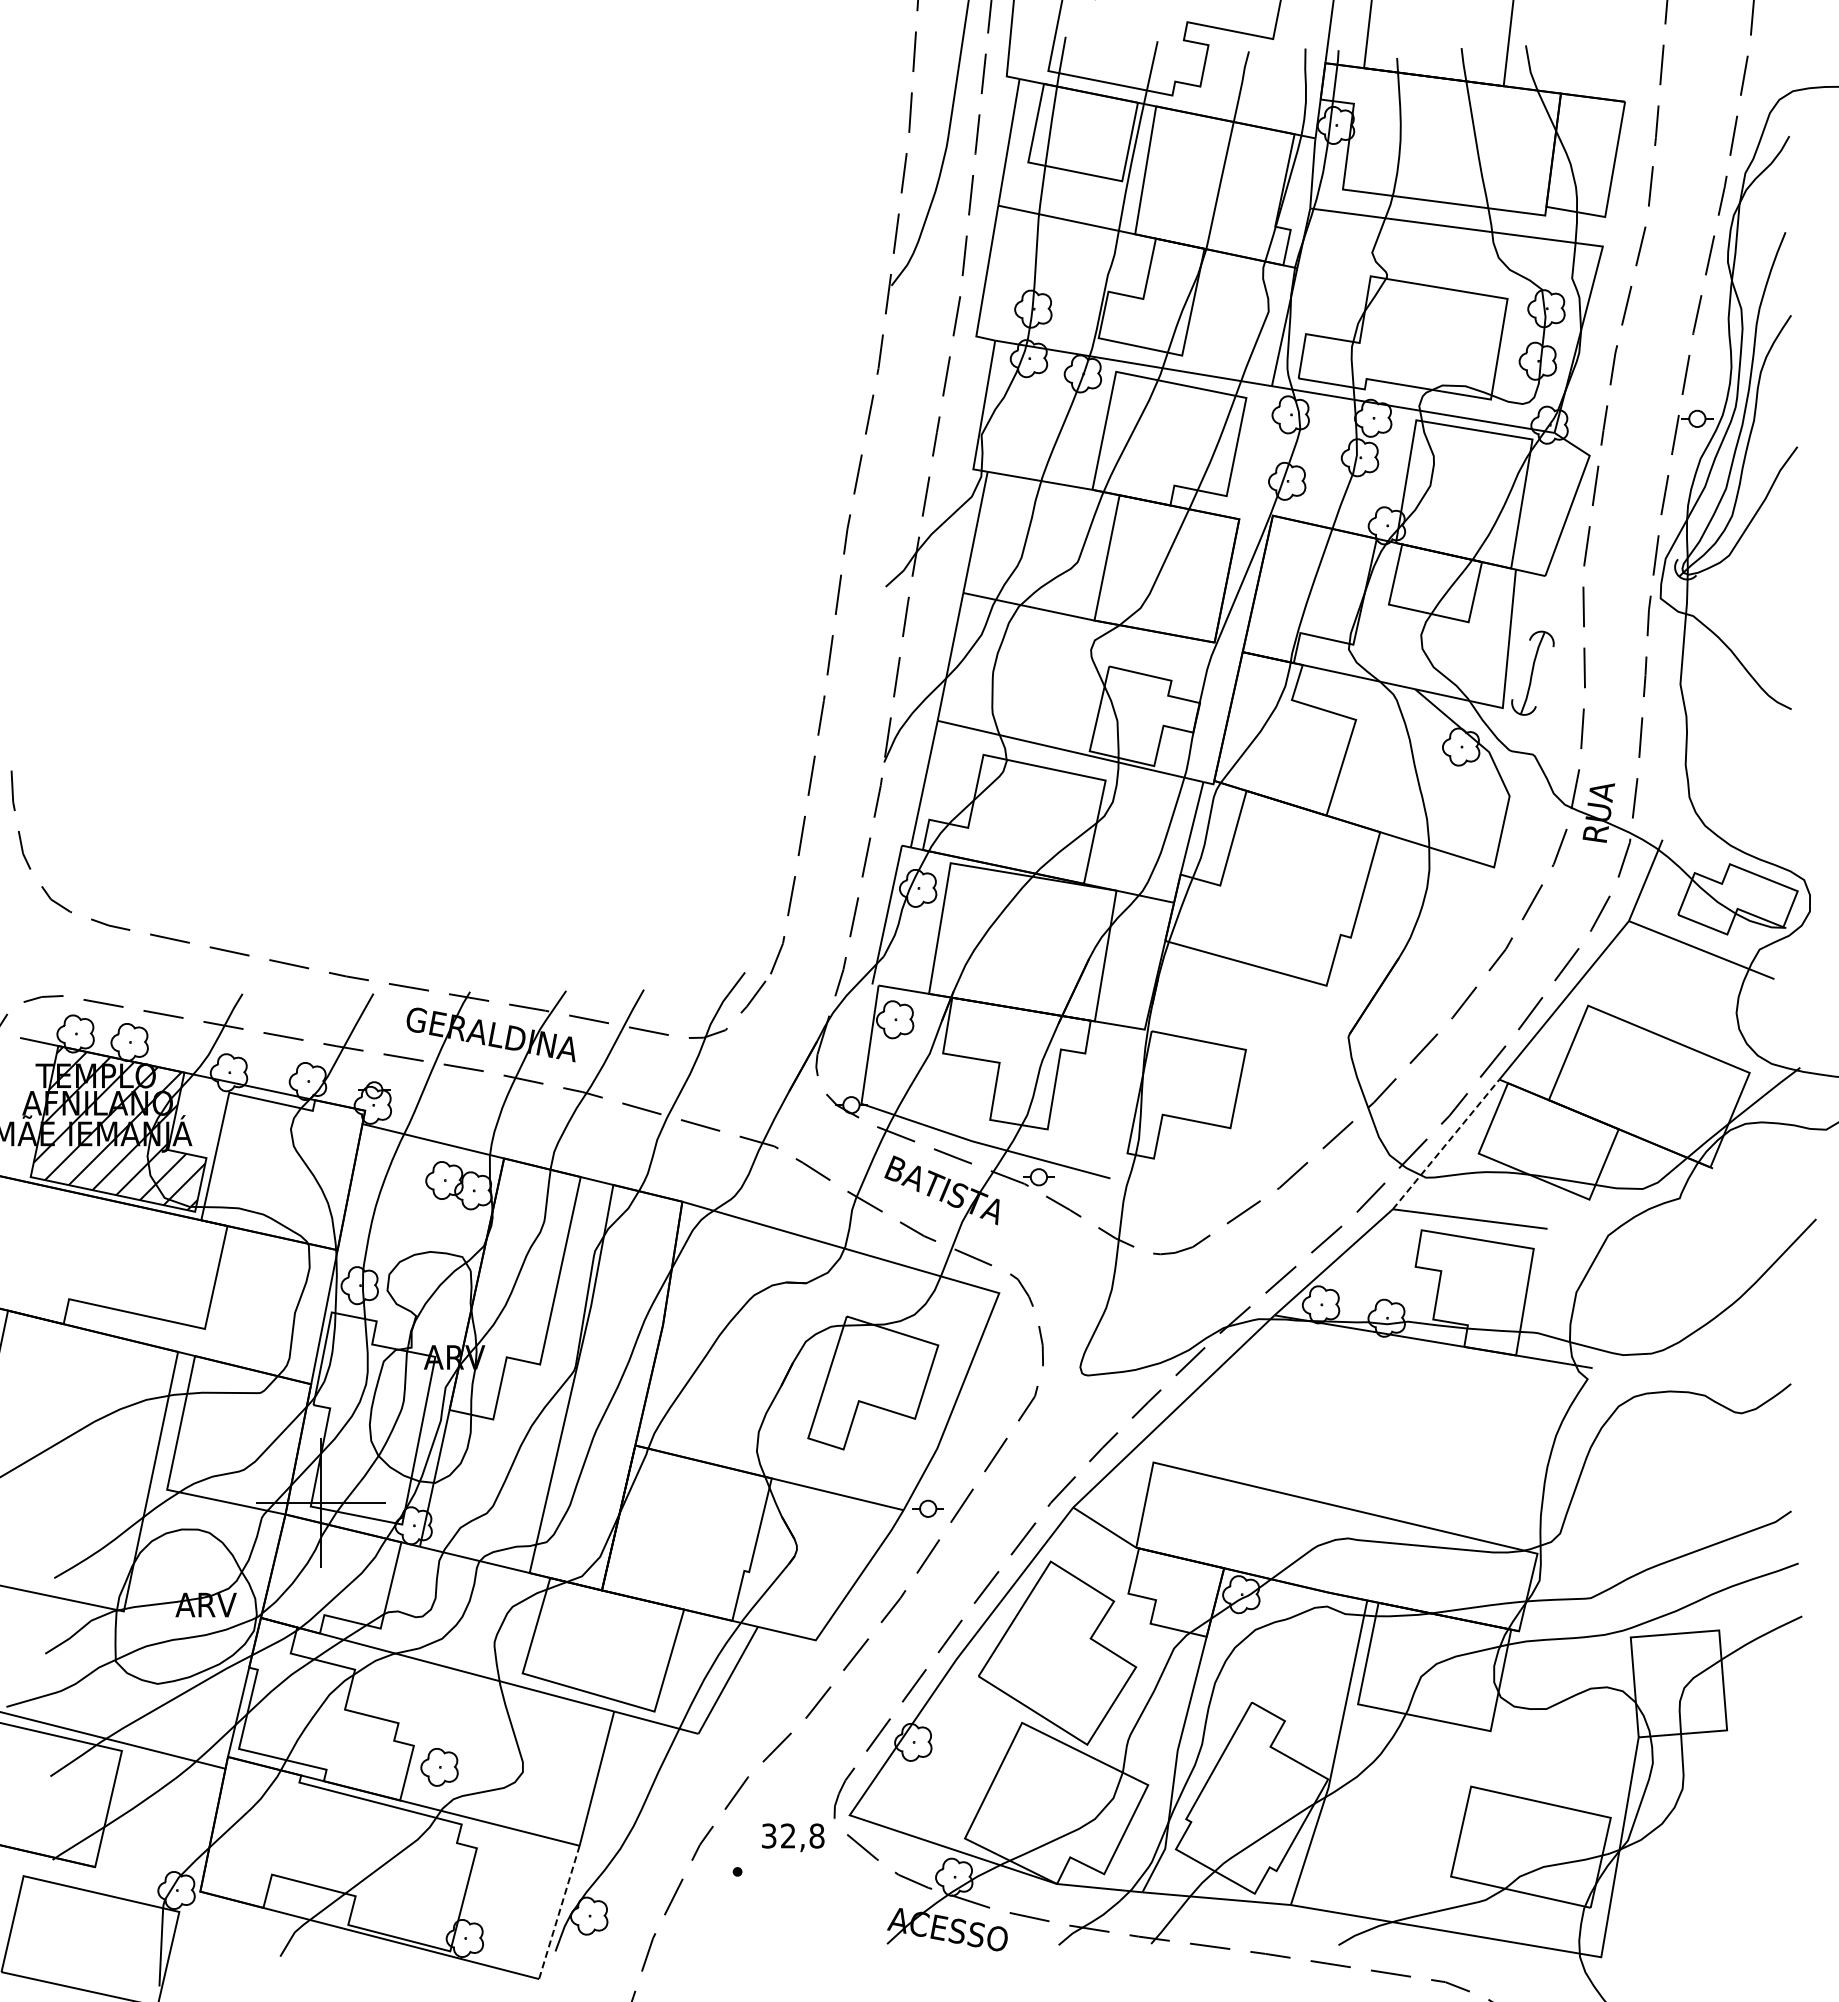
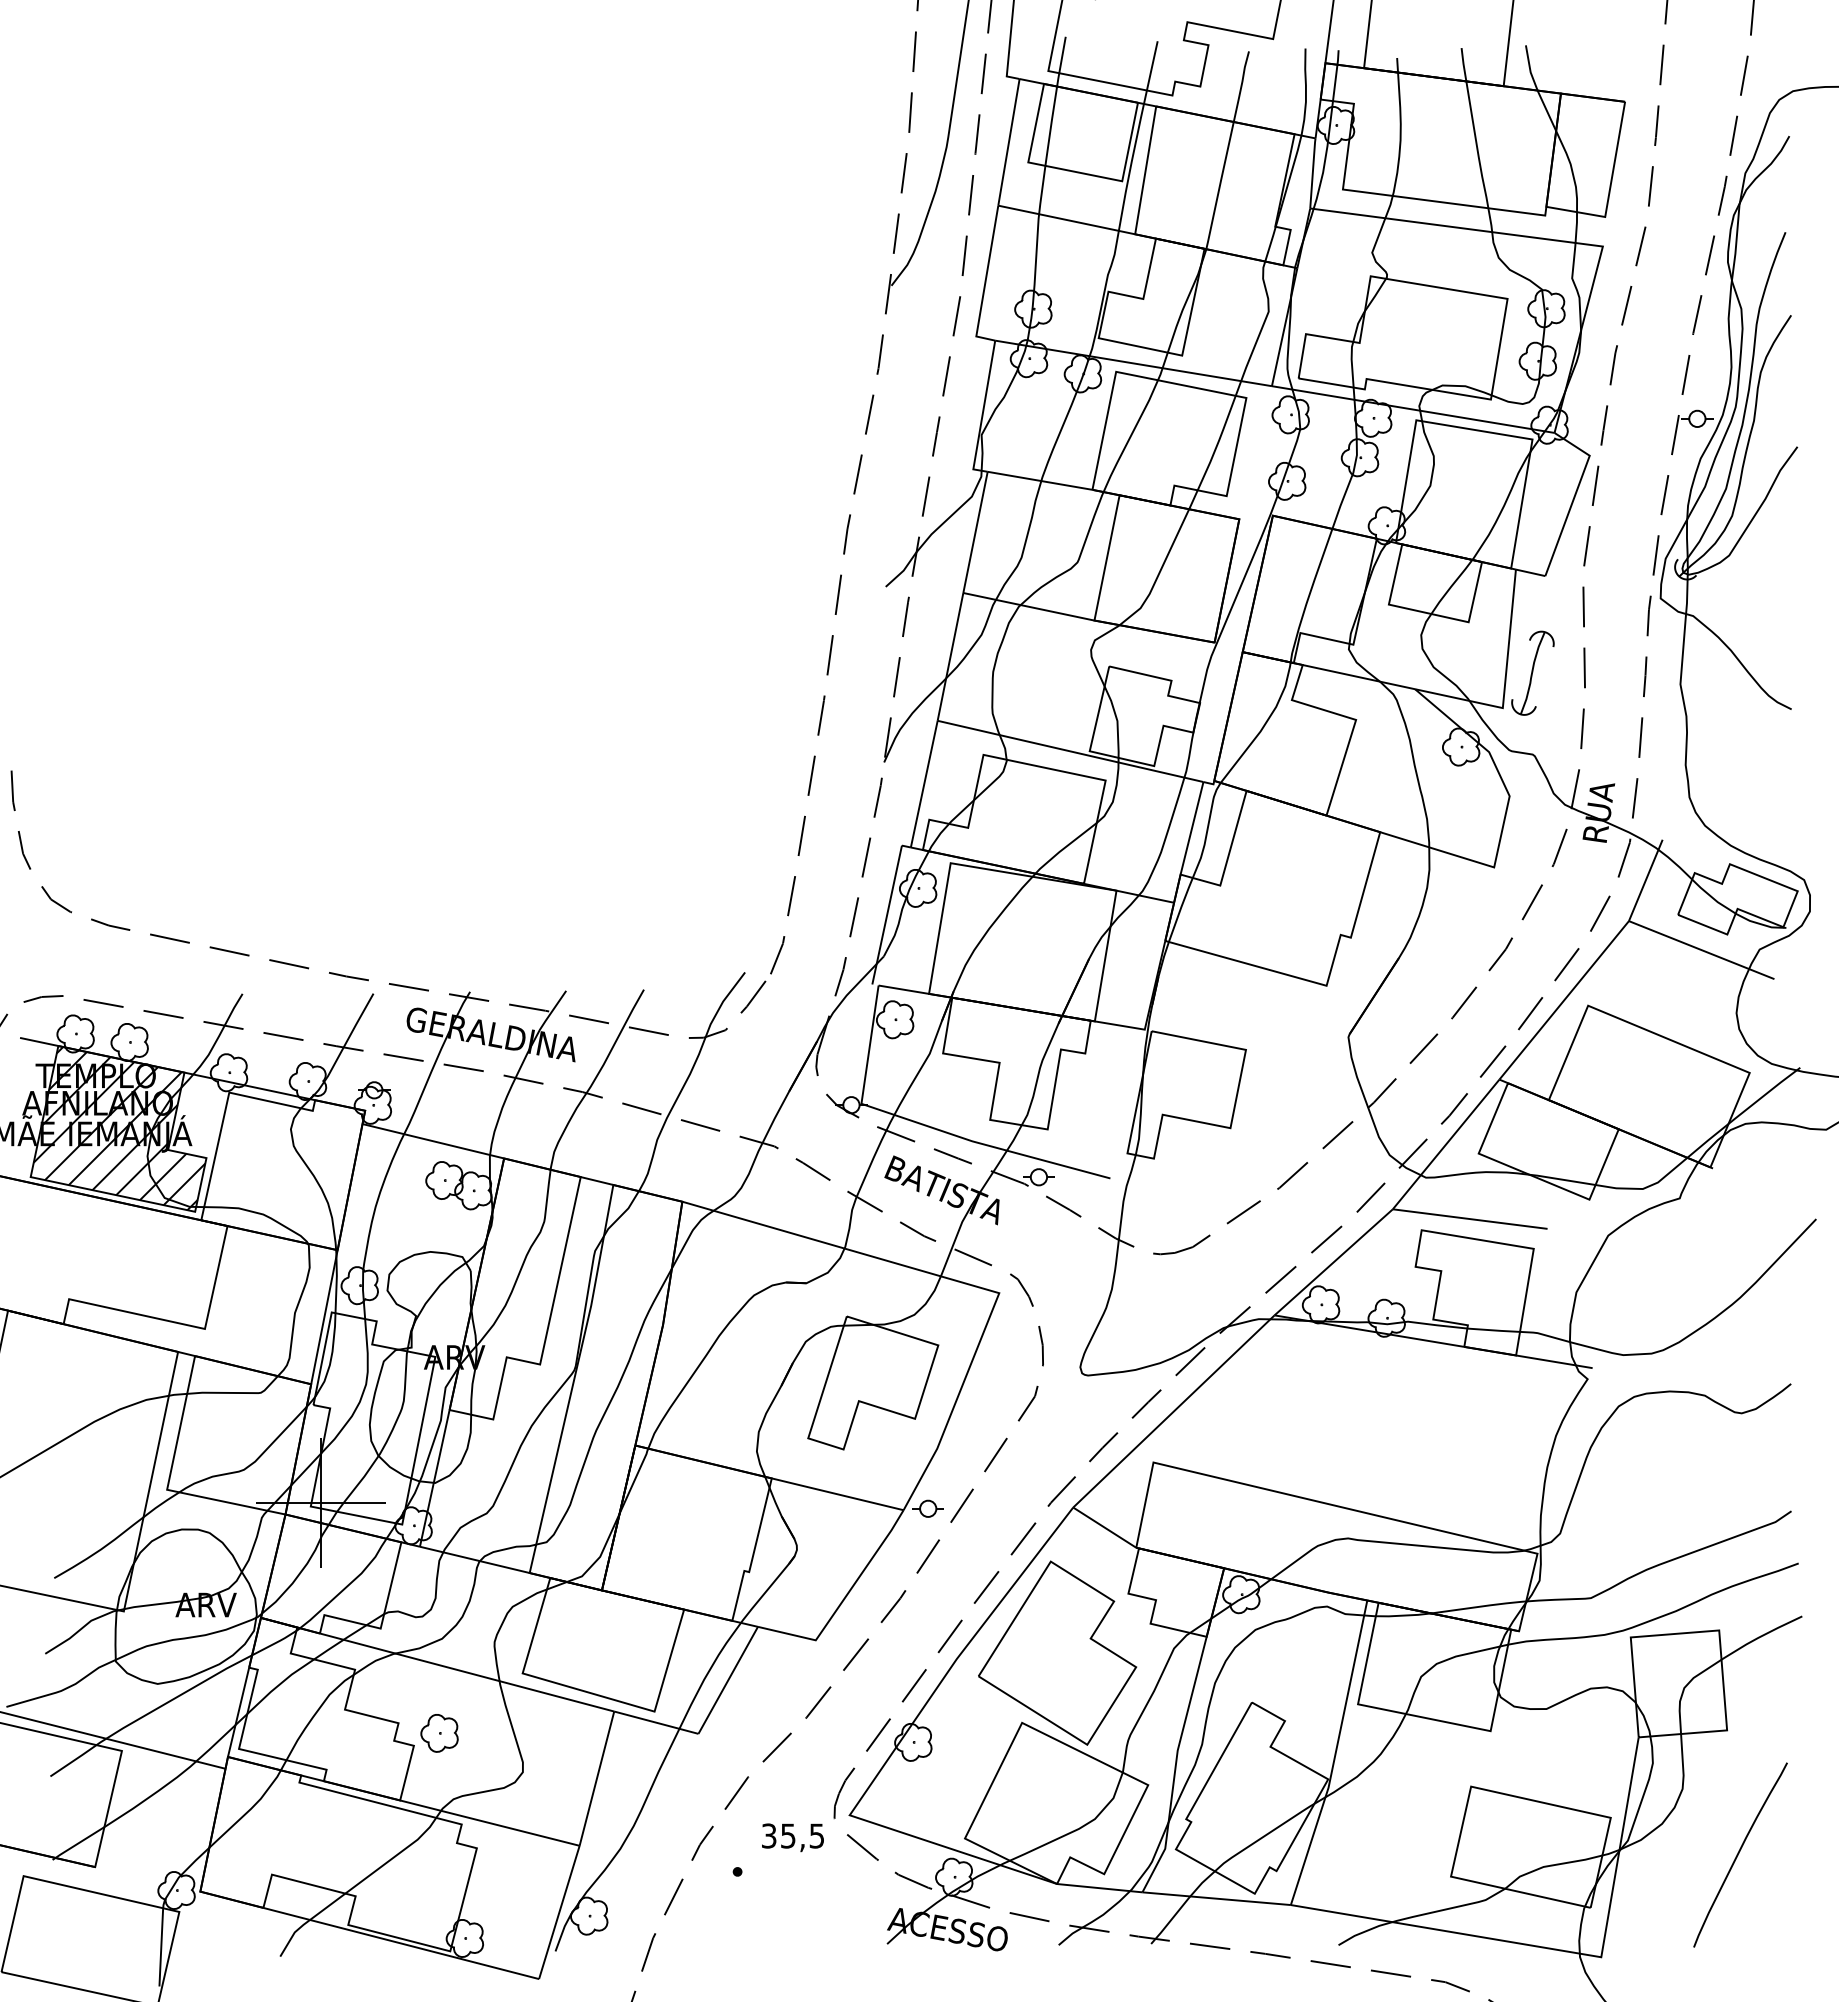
line: dashed -> solid (1446, 1144)
part position: (439, 1767) -> (439, 1733) (439, 1733)
text: 32,8 -> 35,5 (802, 1835)
curve: none -> present (1739, 1853)
line: dashed -> solid (559, 1912)
